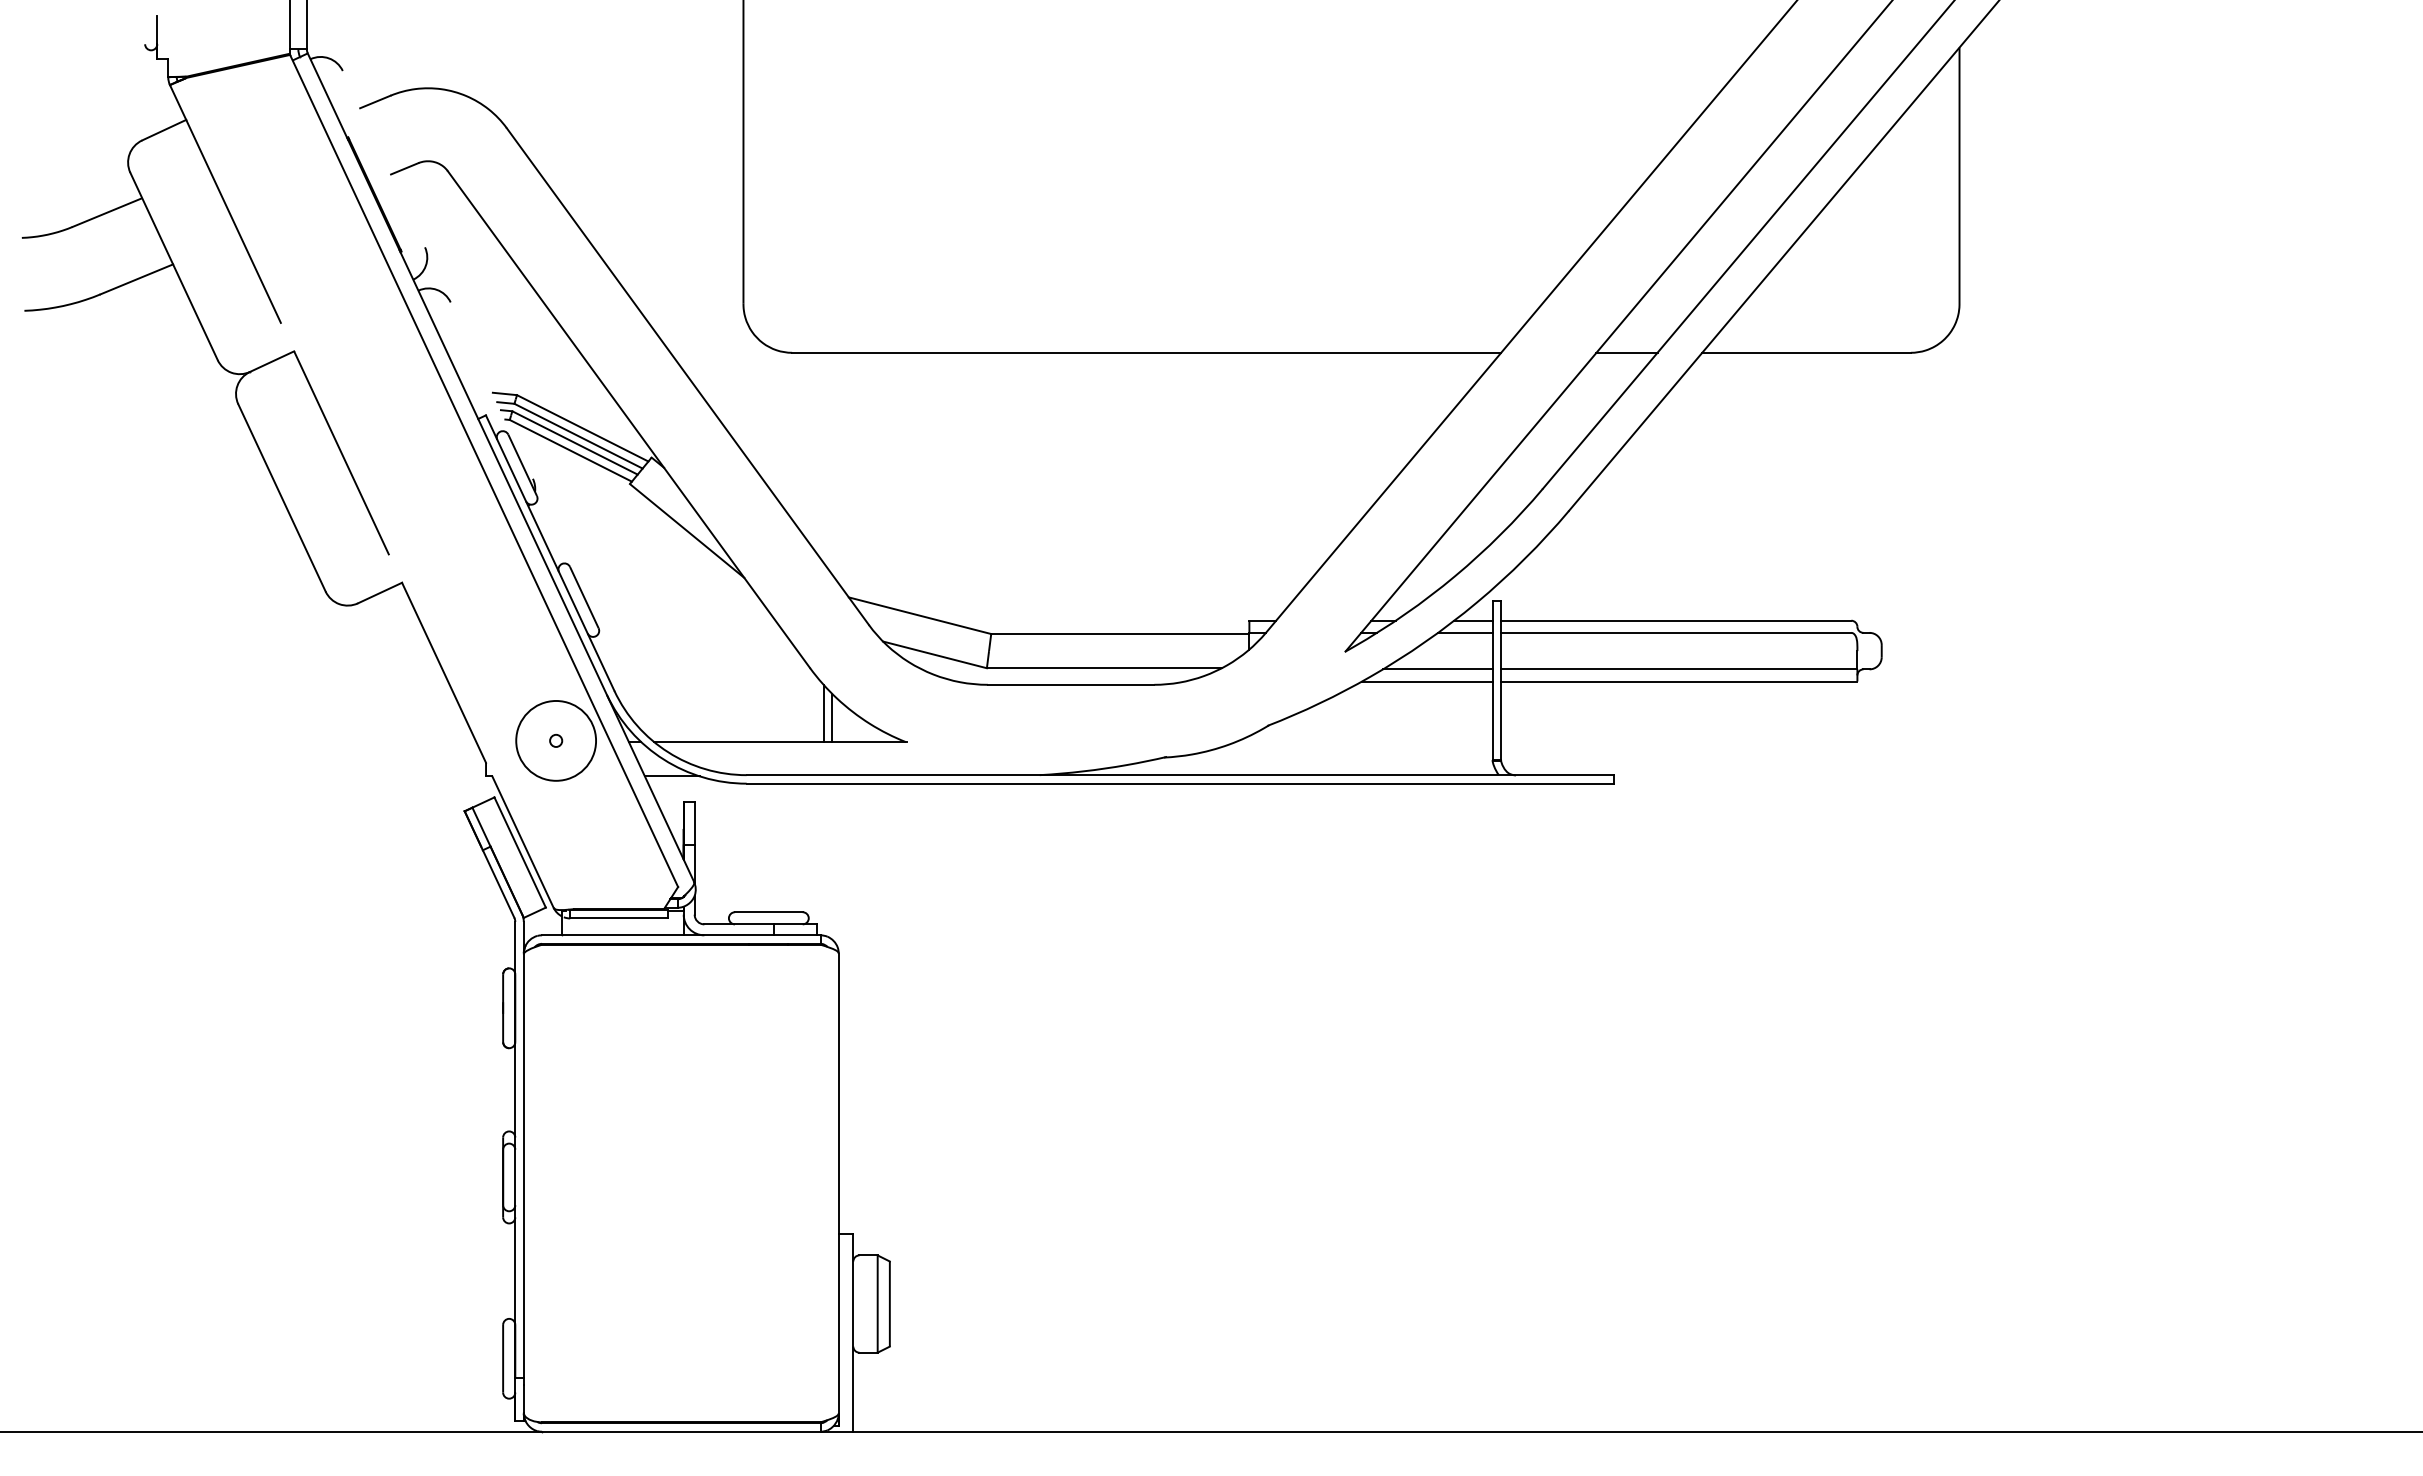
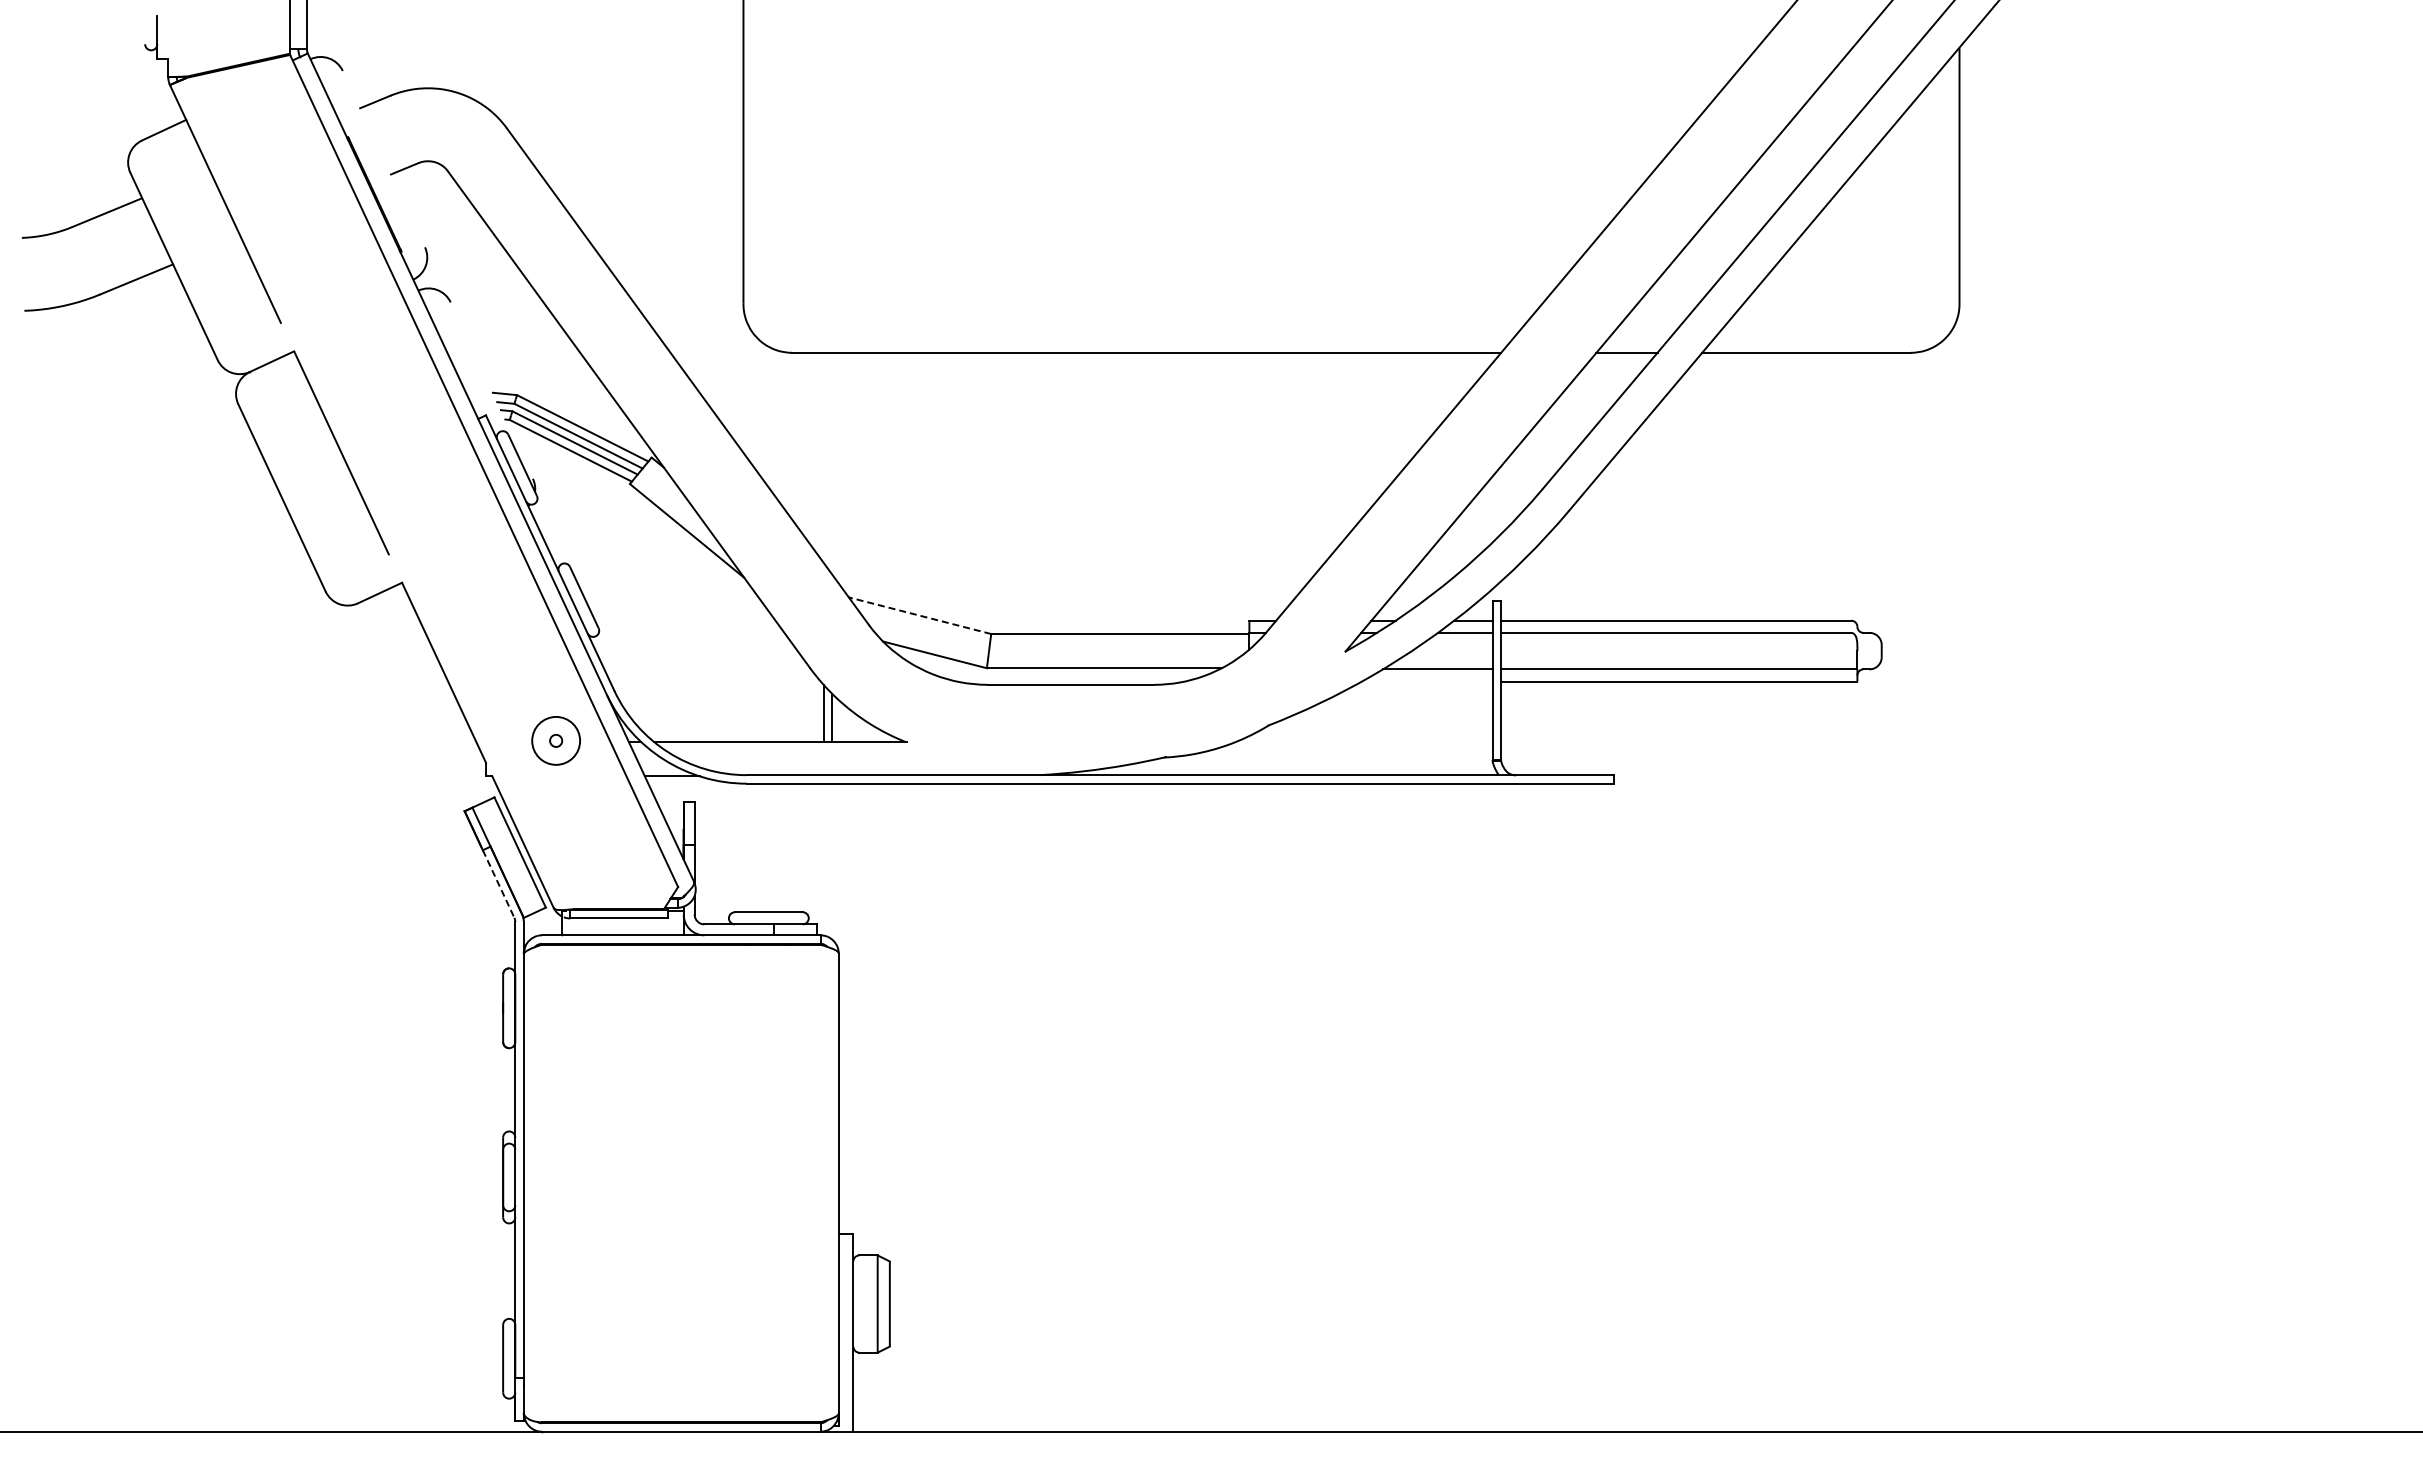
line: solid -> dashed (920, 615)
line: present -> none (1427, 681)
circle diameter: 80 px -> 48 px (556, 740)
line: solid -> dashed (498, 884)
